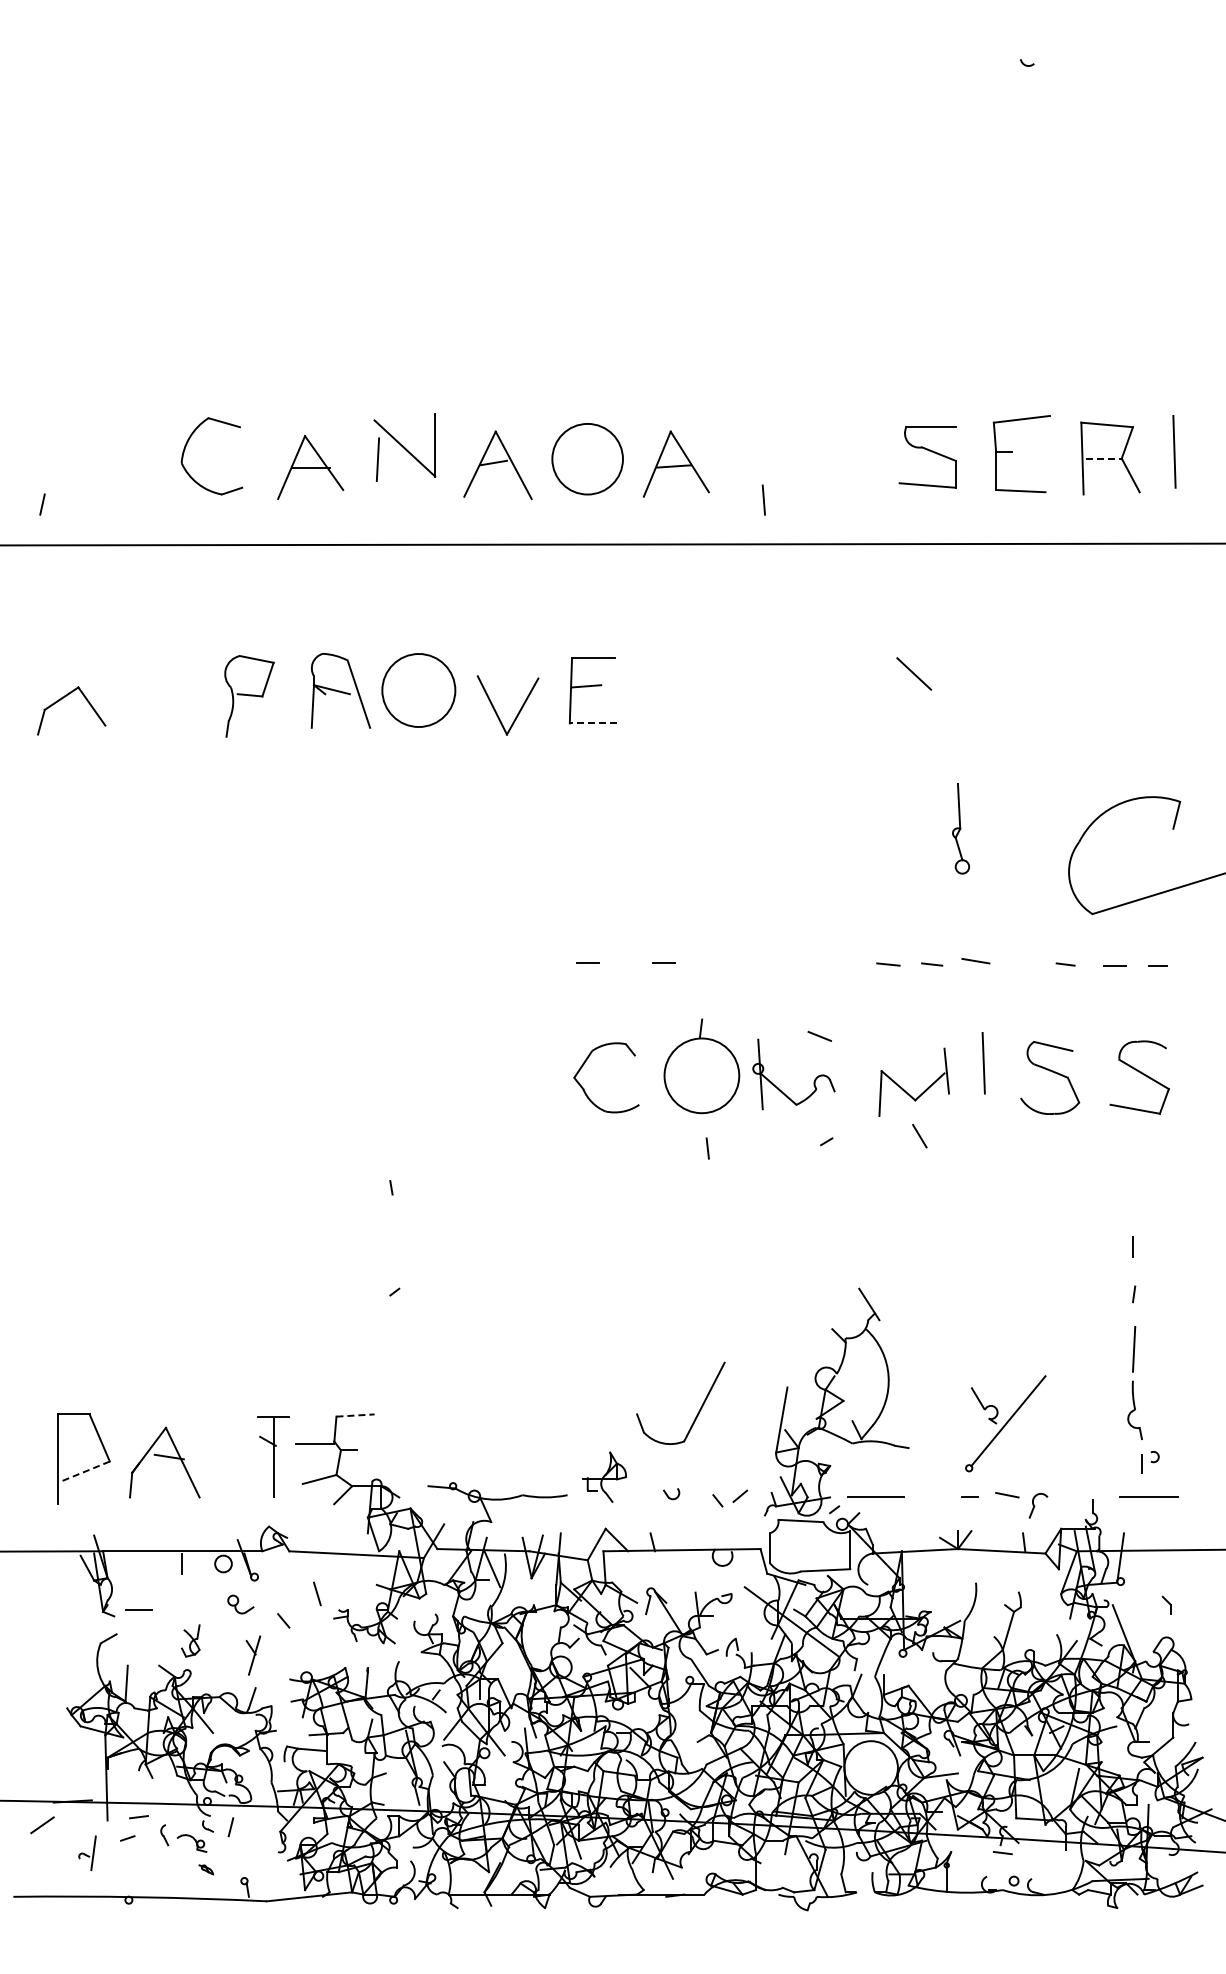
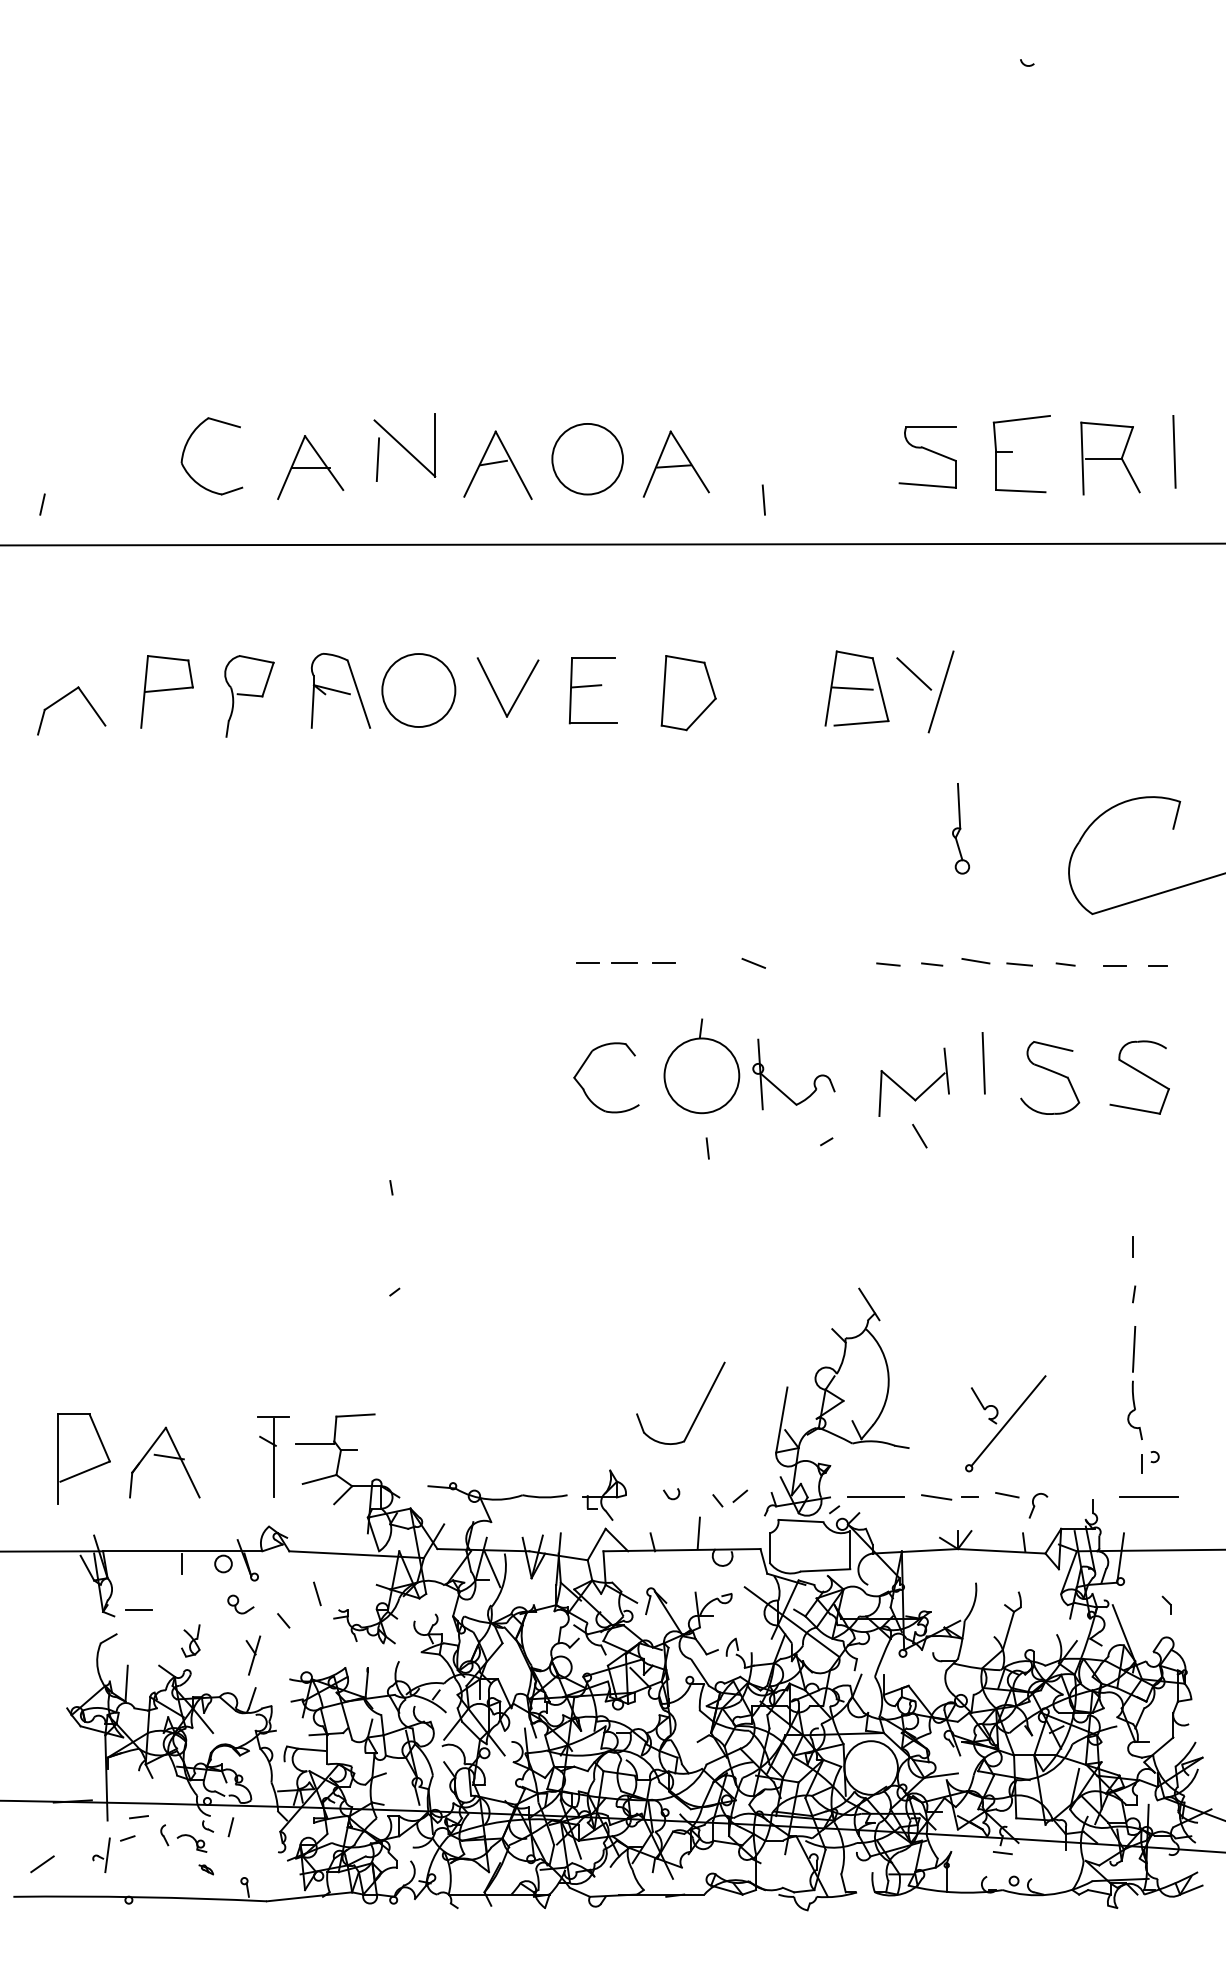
line: dashed -> solid (1103, 458)
part: none -> present (856, 688)
part: none -> present (166, 691)
line: none -> present (940, 691)
part: none -> present (688, 693)
part position: (496, 711) -> (496, 693) (496, 693)
line: dashed -> solid (593, 723)
line: none -> present (624, 963)
line: none -> present (1019, 964)
line position: (819, 1035) -> (753, 962) (753, 962)
line: dashed -> solid (356, 1415)
line: dashed -> solid (85, 1471)
part position: (604, 1476) -> (604, 1494) (604, 1494)
line: none -> present (936, 1497)
line: none -> present (698, 1533)
line position: (42, 1825) -> (42, 1864) (42, 1864)
part position: (87, 1853) -> (101, 1855) (101, 1855)
